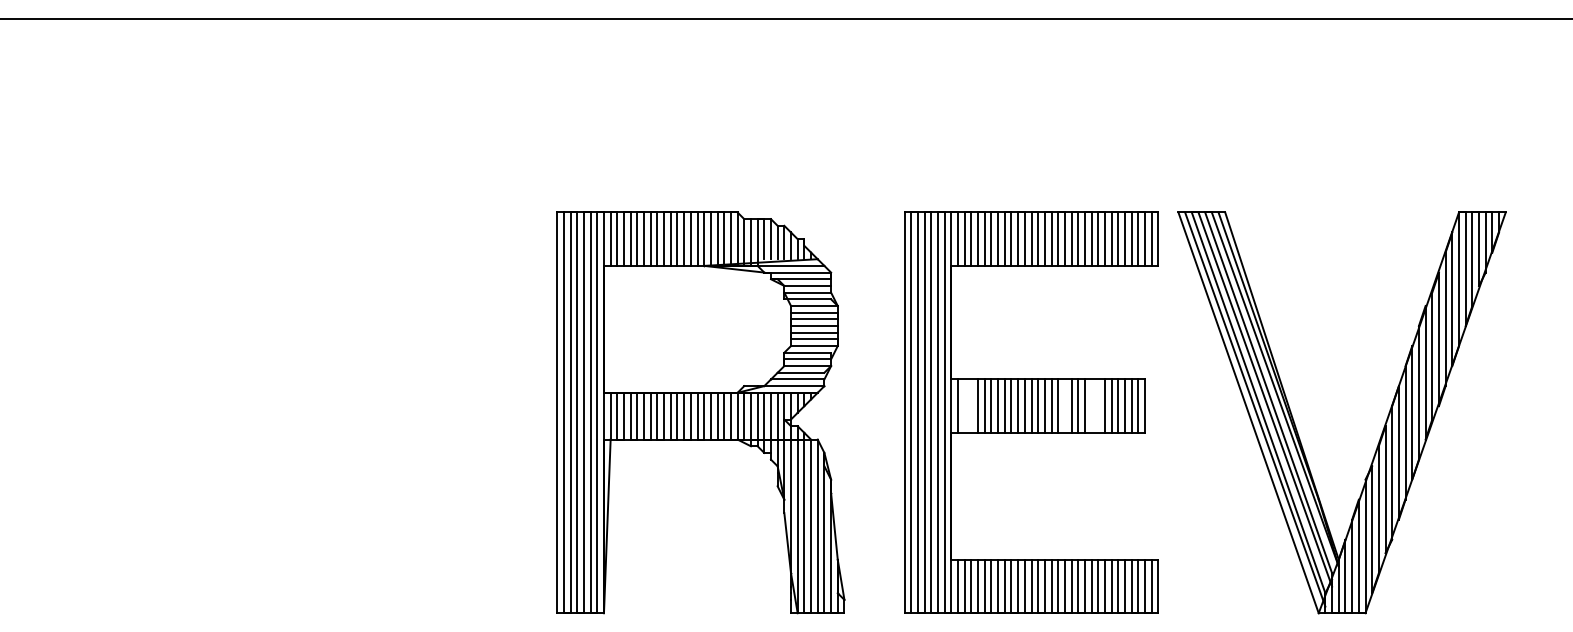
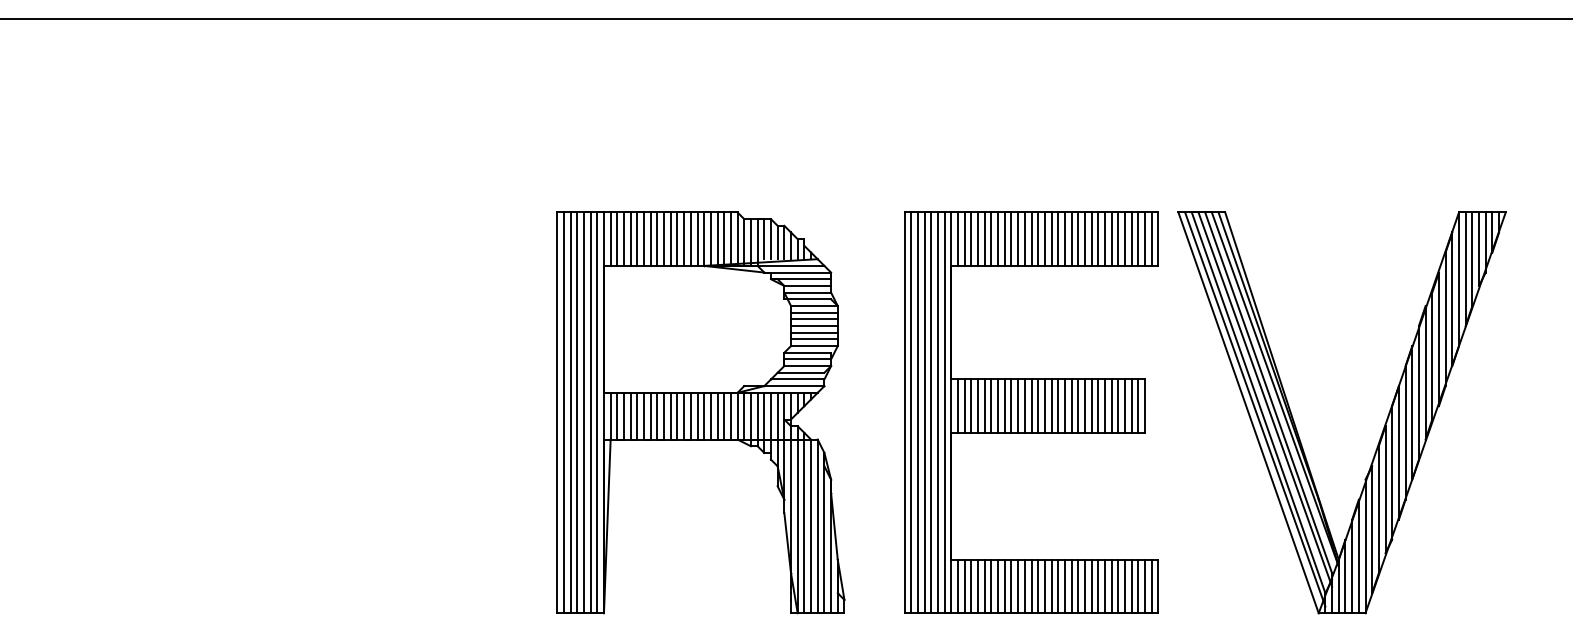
line: none -> present (964, 405)
line: none -> present (971, 405)
line: none -> present (1064, 405)
line: none -> present (1091, 405)
line: none -> present (1098, 405)
